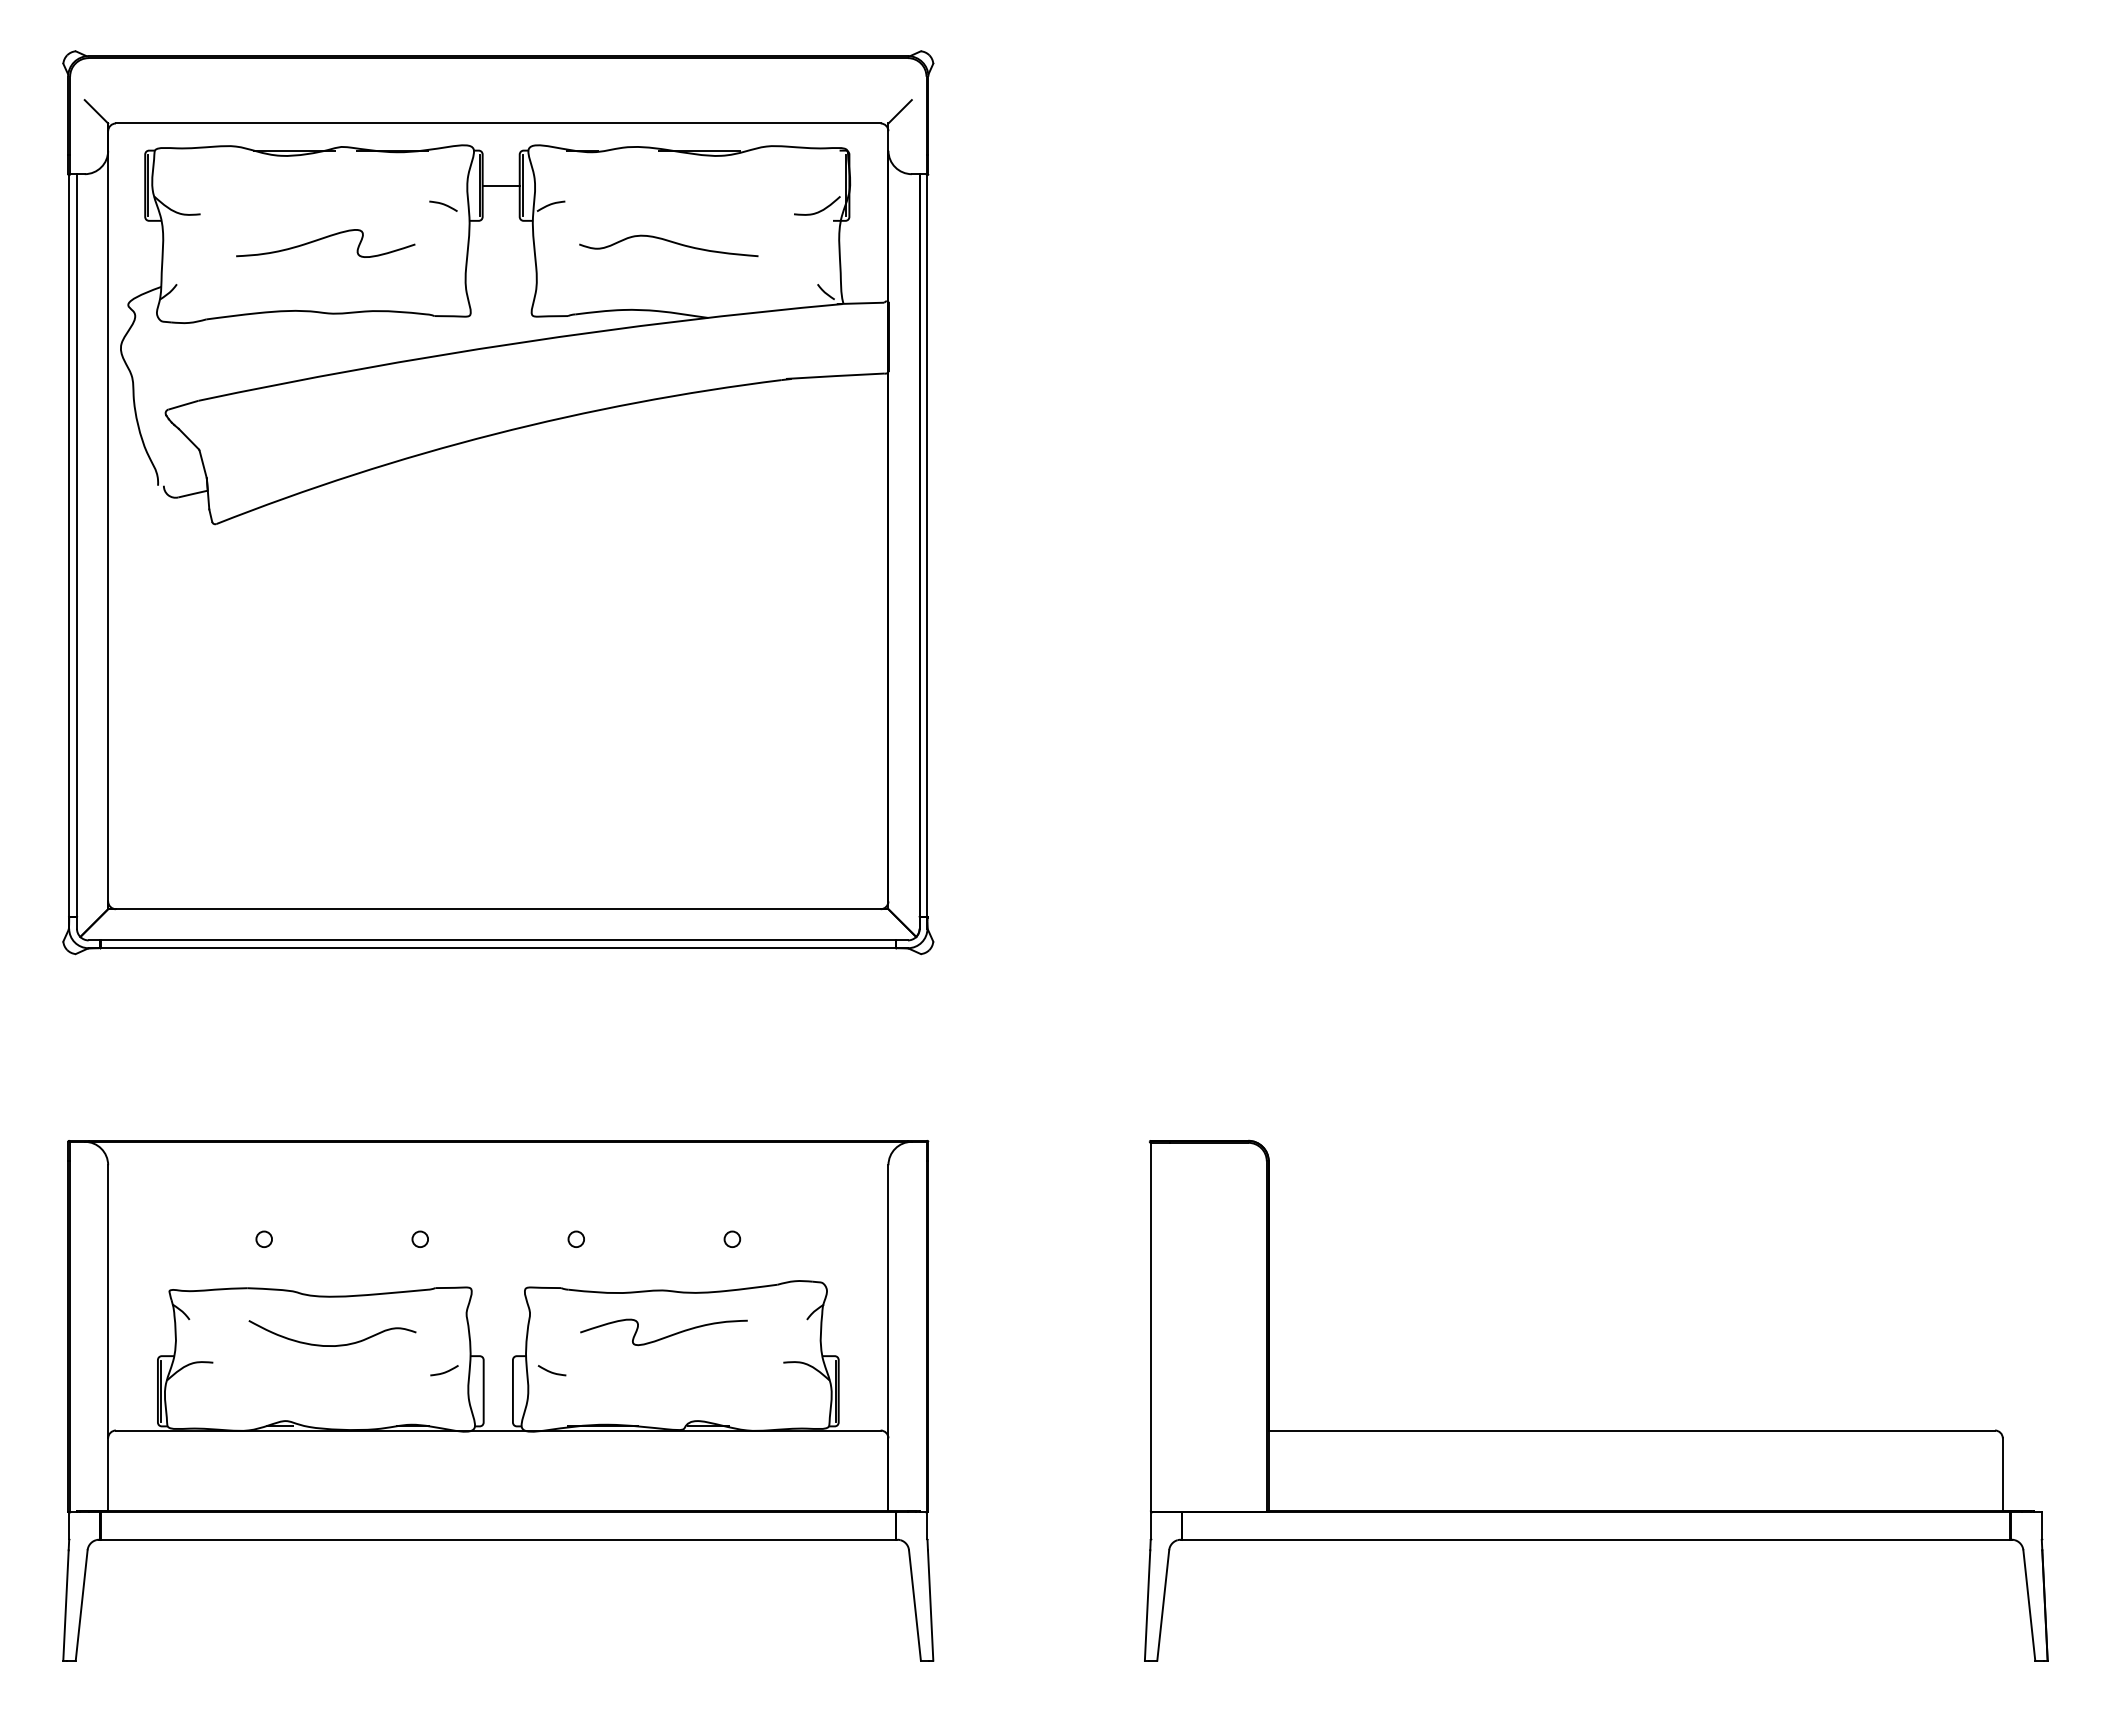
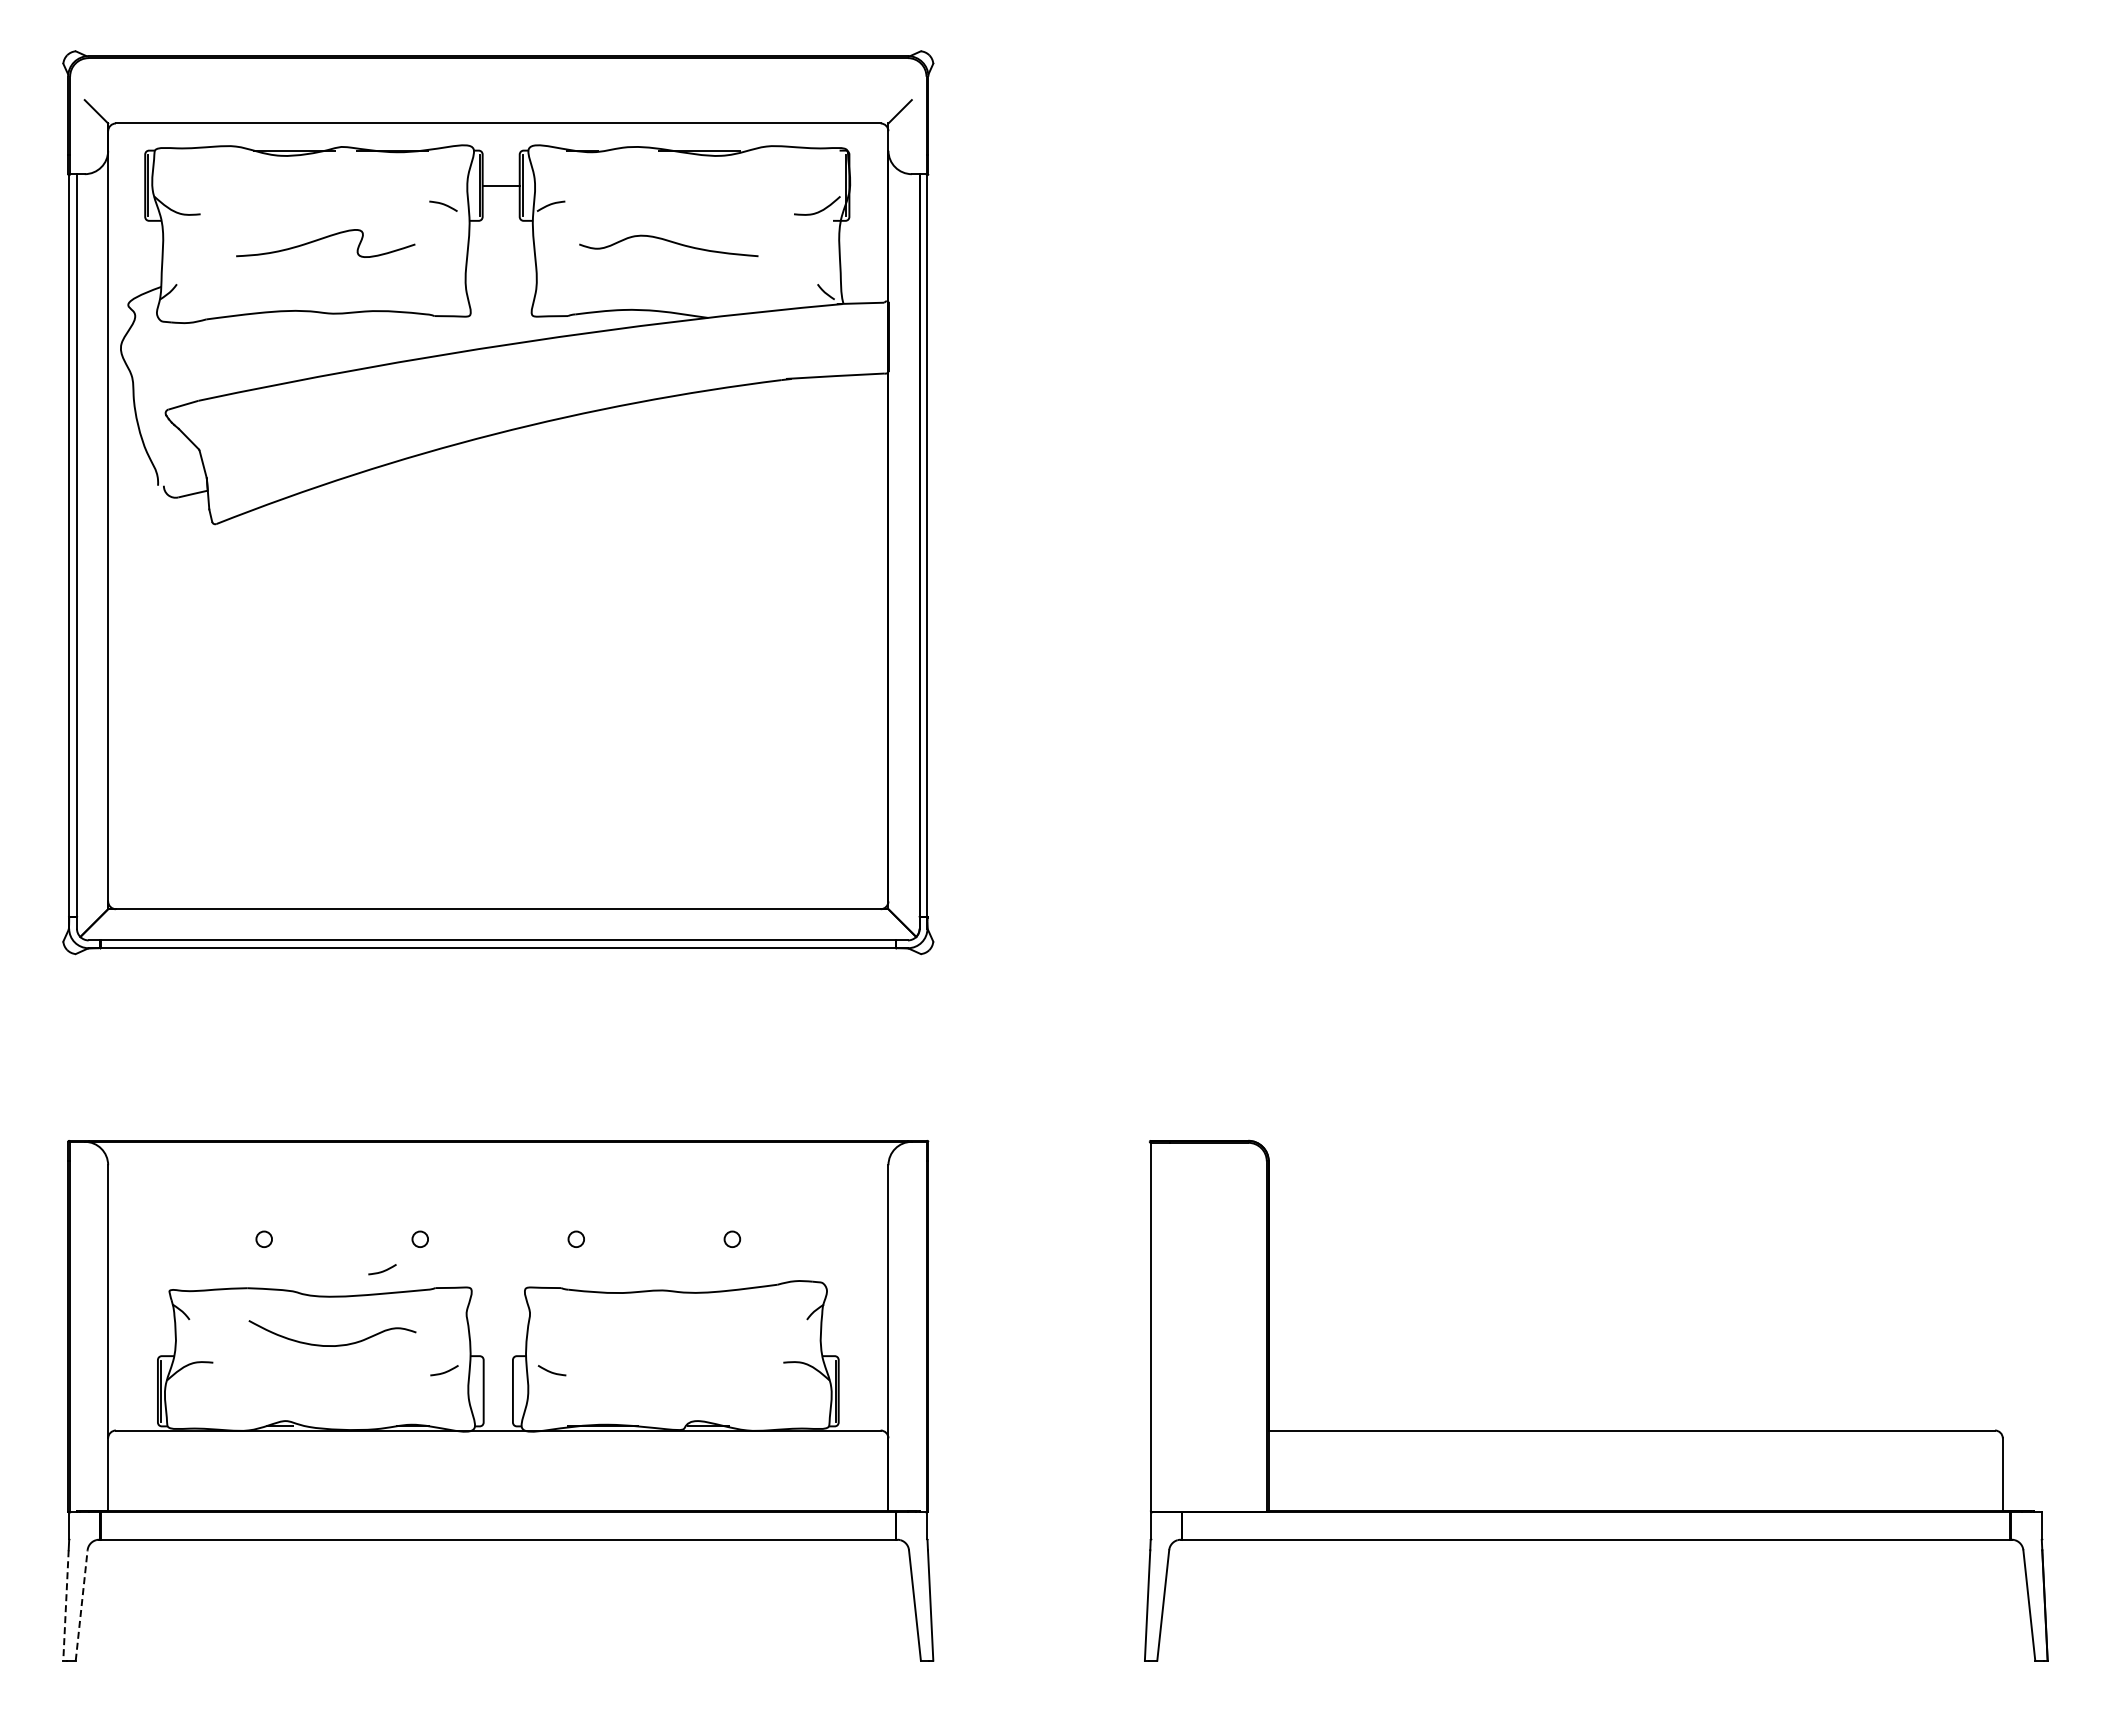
curve: none -> present (382, 1270)
curve: present -> none (665, 1336)
line: solid -> dashed (65, 1605)
line: solid -> dashed (81, 1605)
